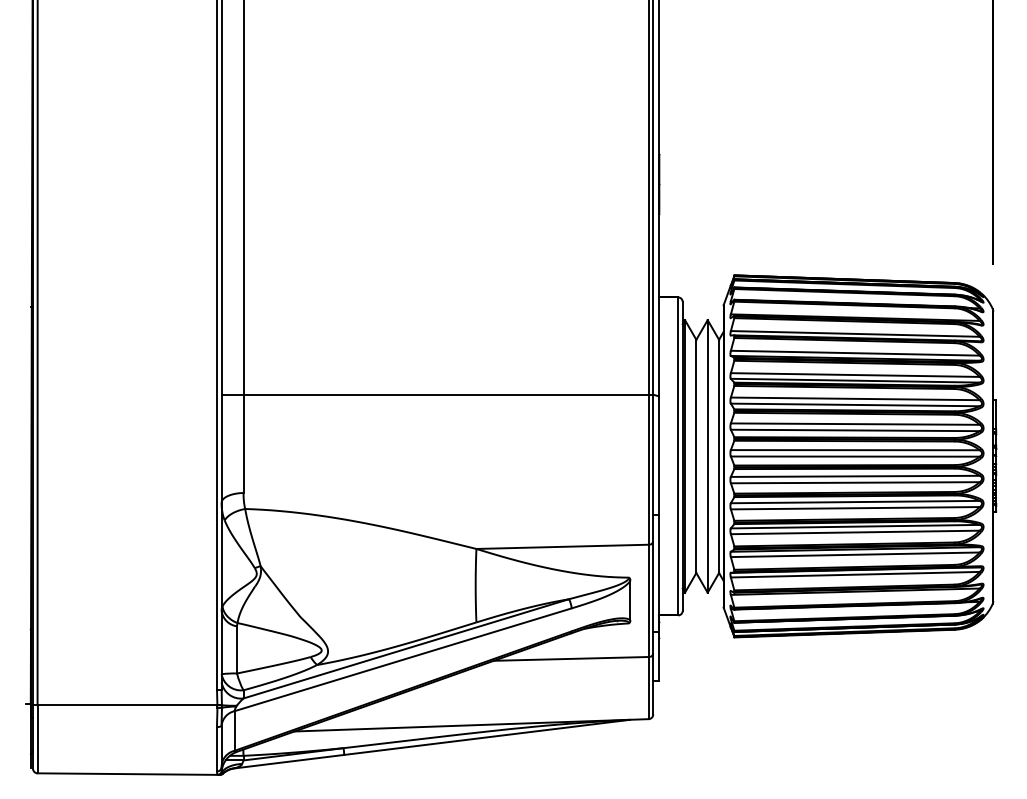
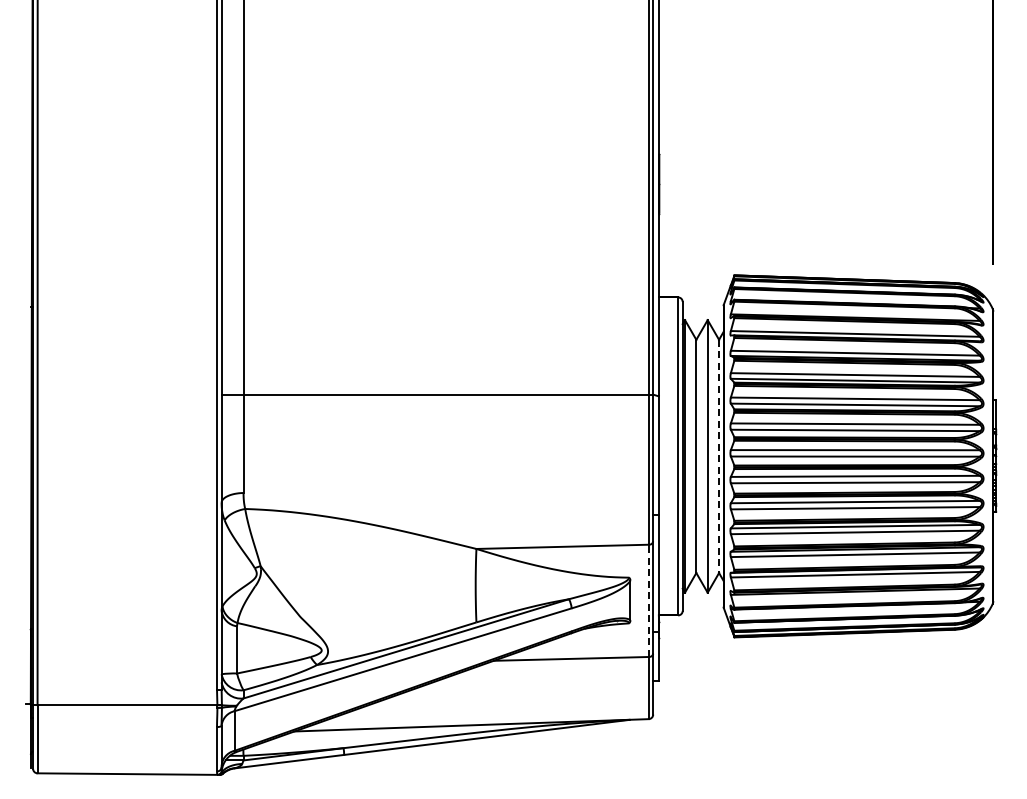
line: solid -> dashed (719, 456)
line: solid -> dashed (648, 600)
